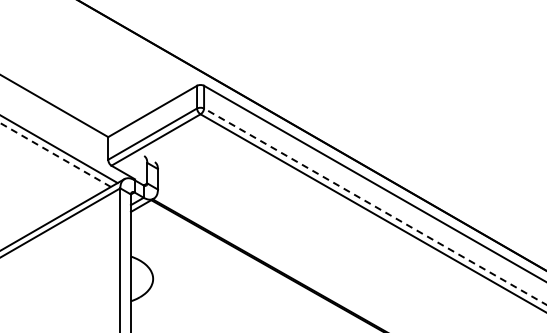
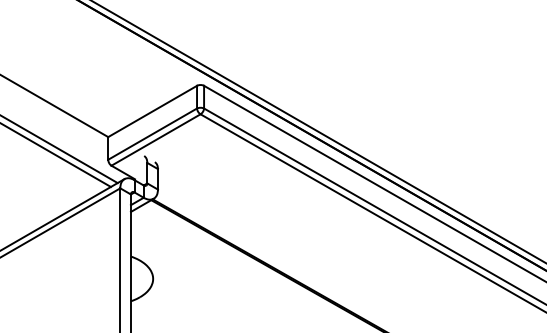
line: none -> present (318, 131)
line: dashed -> solid (55, 154)
line: dashed -> solid (374, 206)
